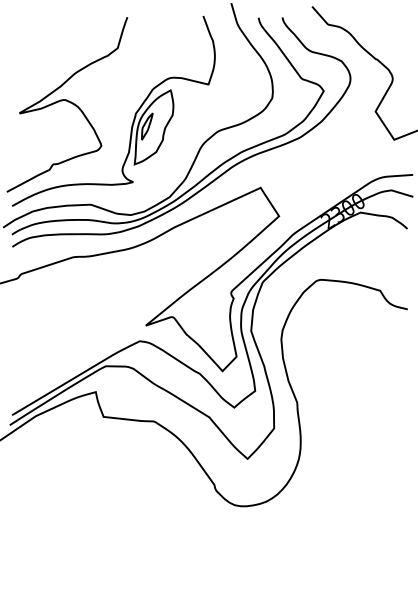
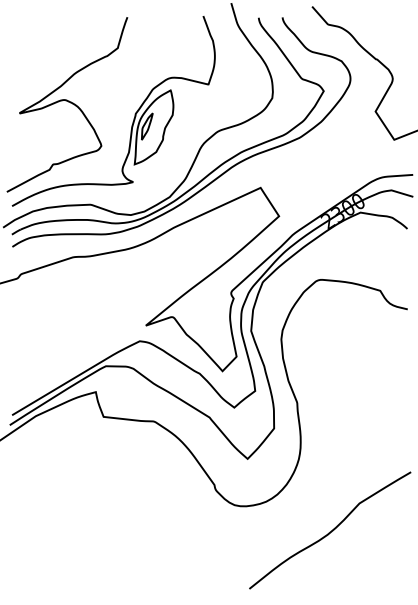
curve: none -> present (331, 530)
